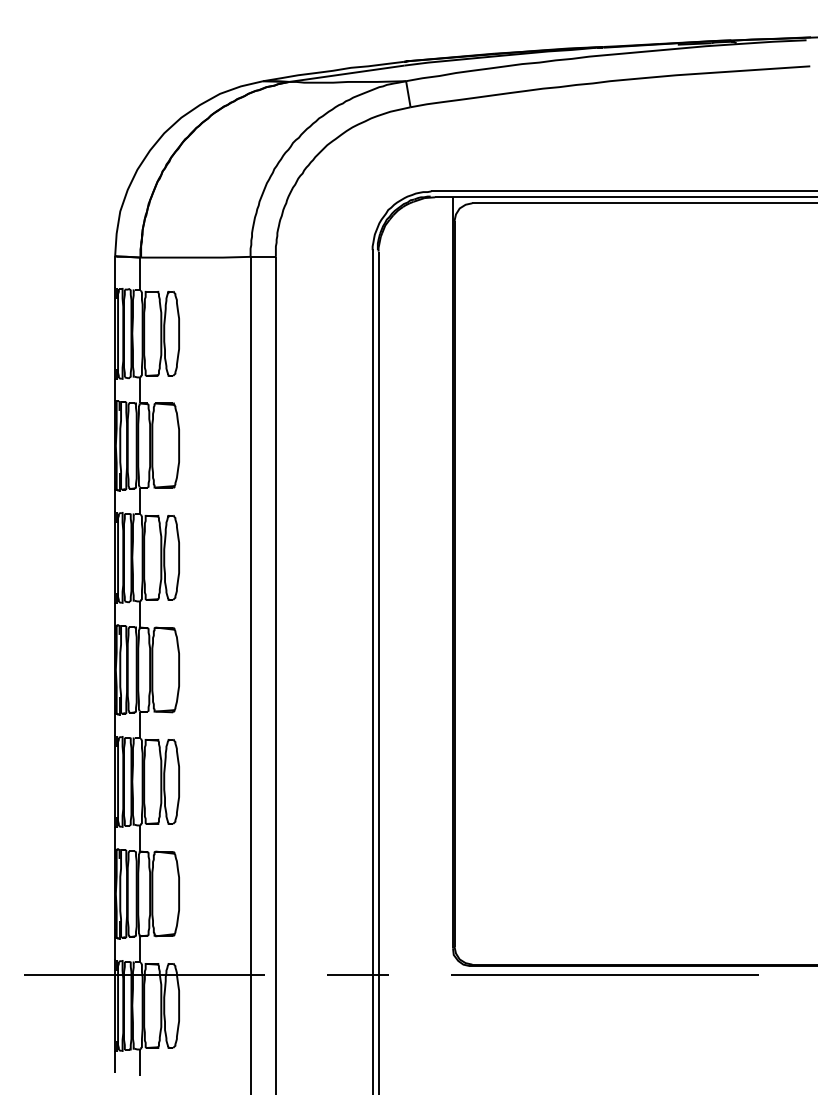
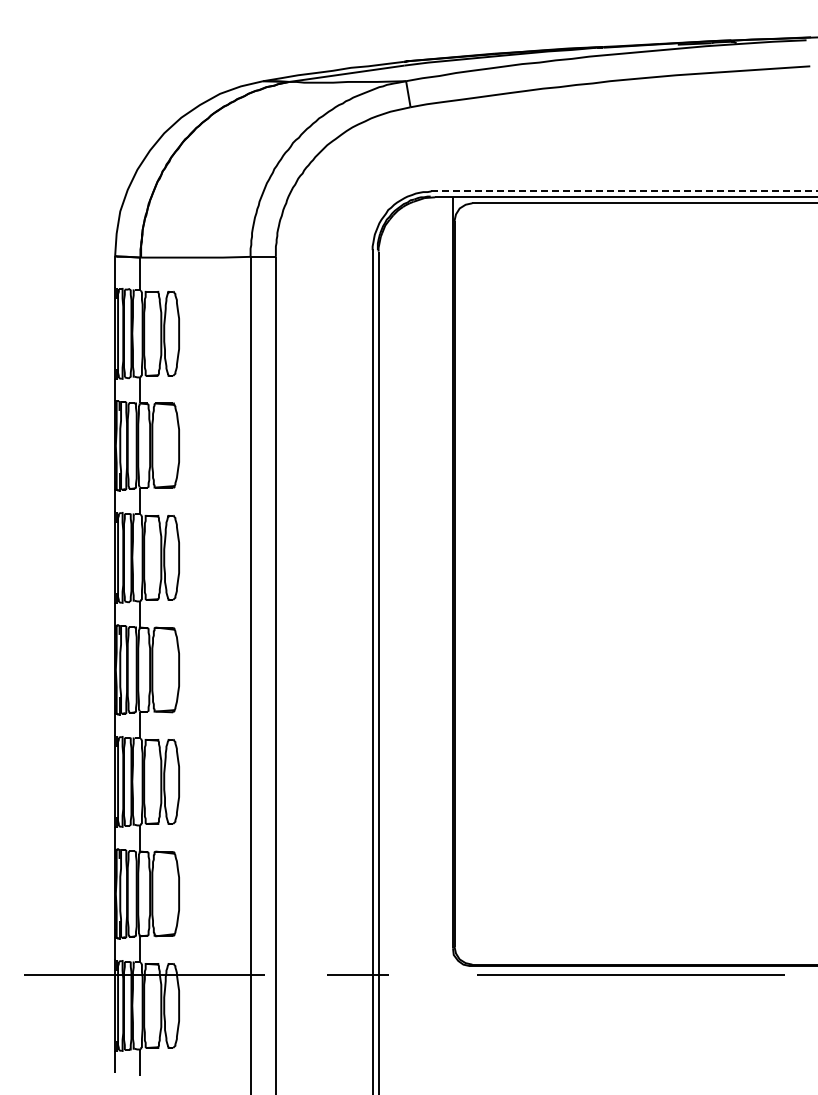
line: solid -> dashed (624, 191)
line position: (604, 974) -> (630, 974) (630, 974)
